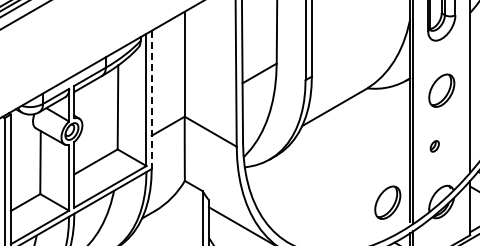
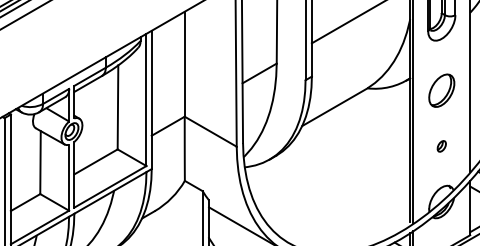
line: none -> present (347, 22)
line: dashed -> solid (151, 100)
part position: (434, 146) -> (441, 146) (441, 146)
part: present -> none (387, 202)
